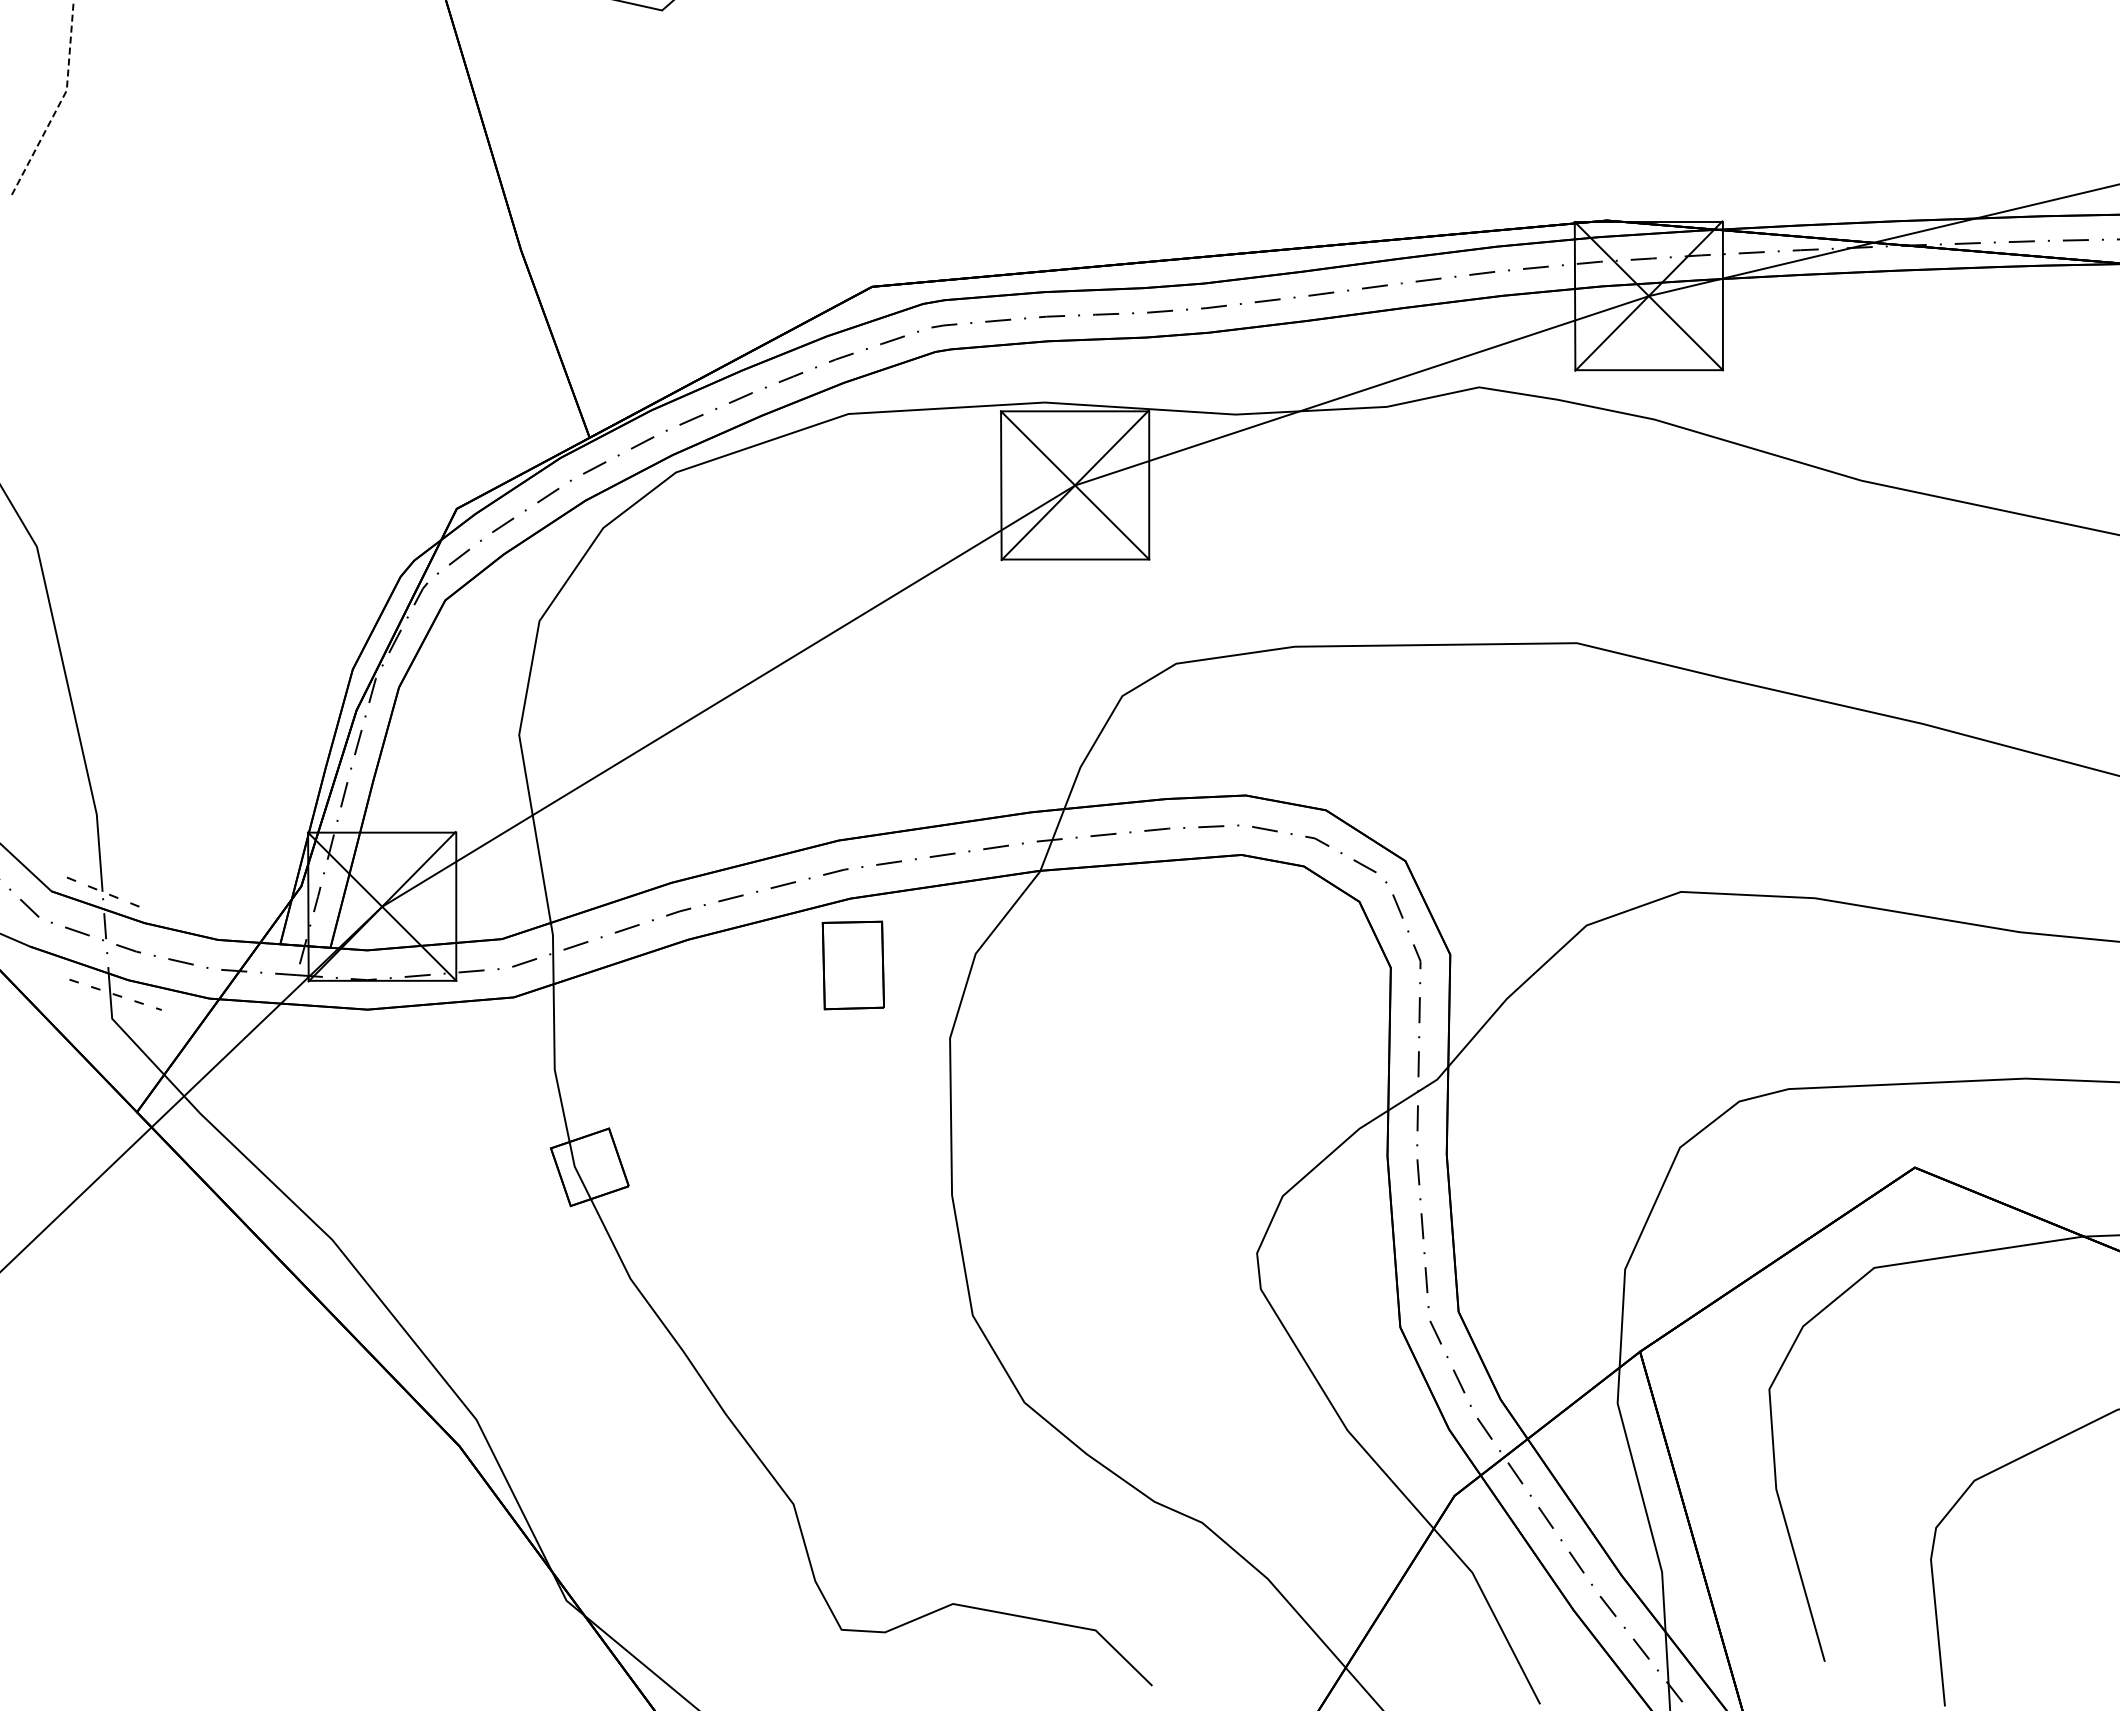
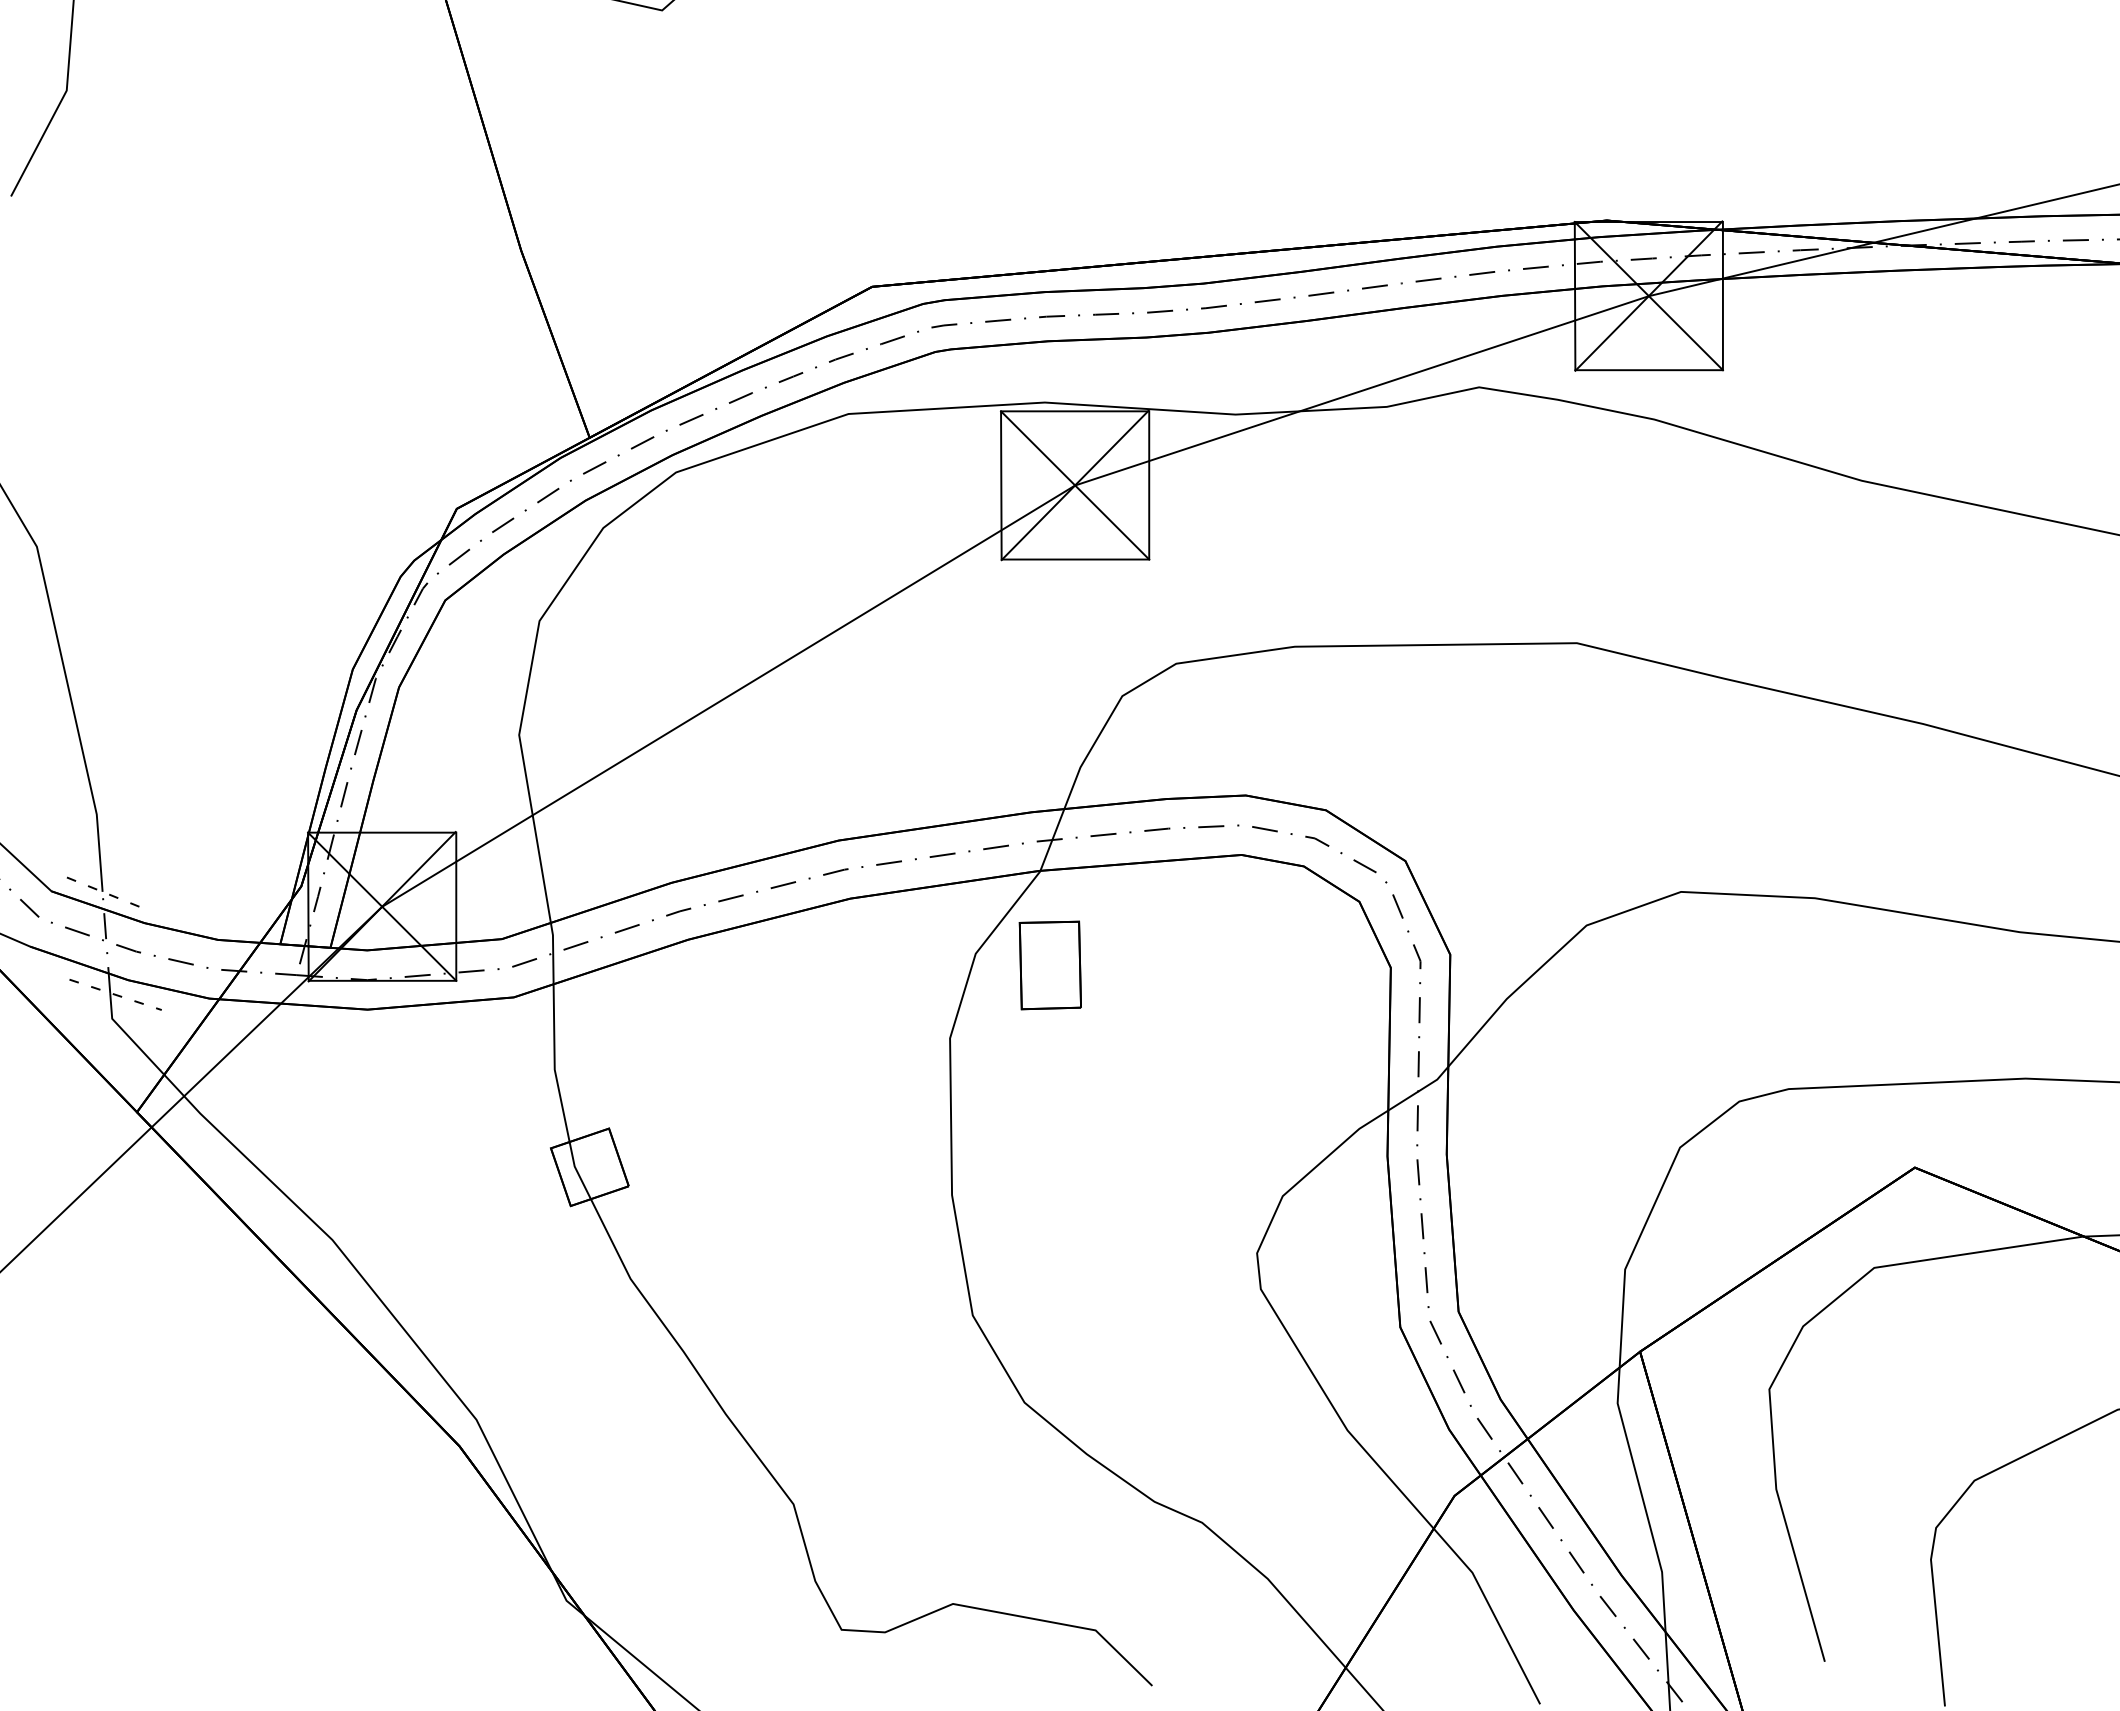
line: dashed -> solid (59, 103)
part position: (852, 965) -> (1049, 965) (1049, 965)
